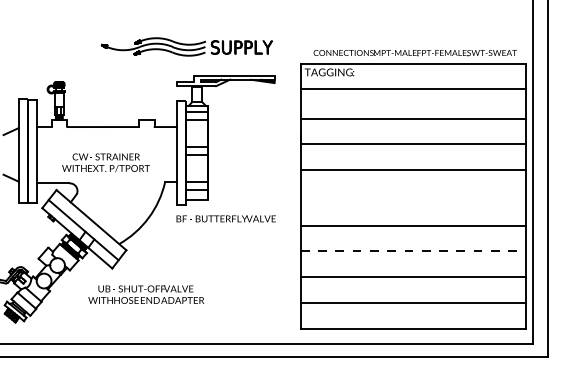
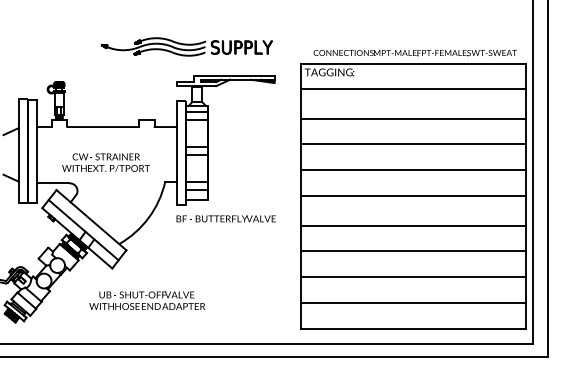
line: none -> present (413, 195)
line: dashed -> solid (413, 251)
text position: (146, 294) -> (147, 300) (147, 300)
